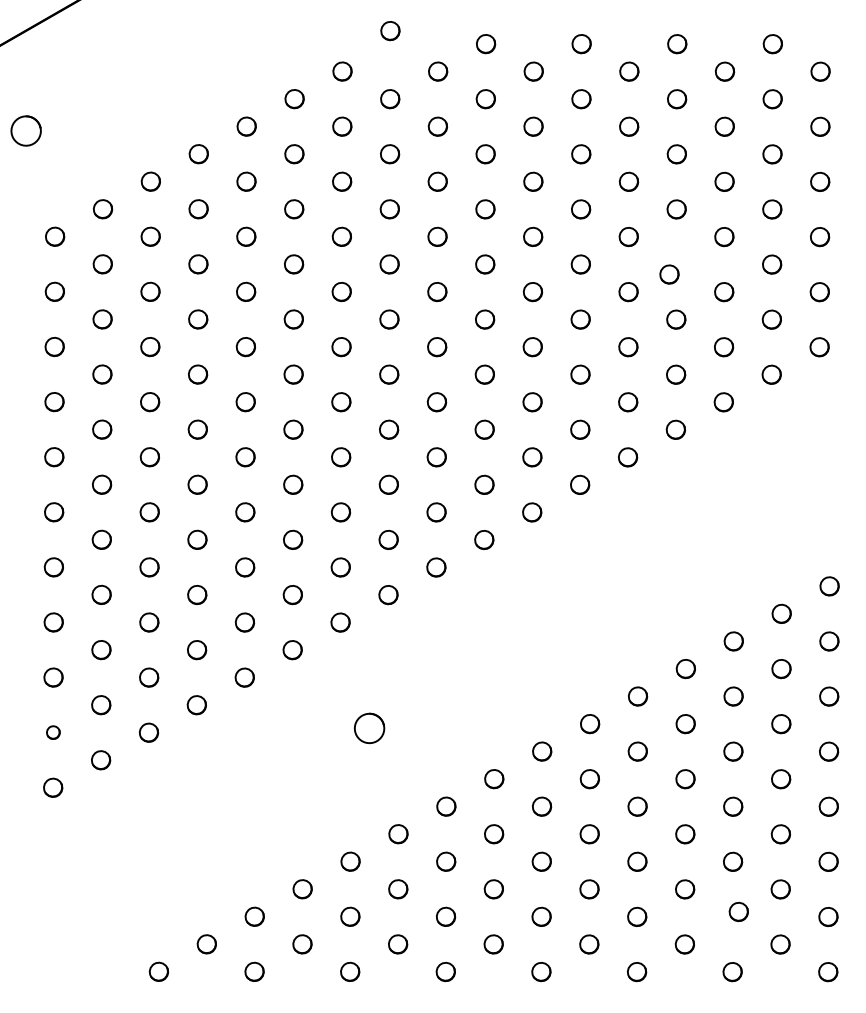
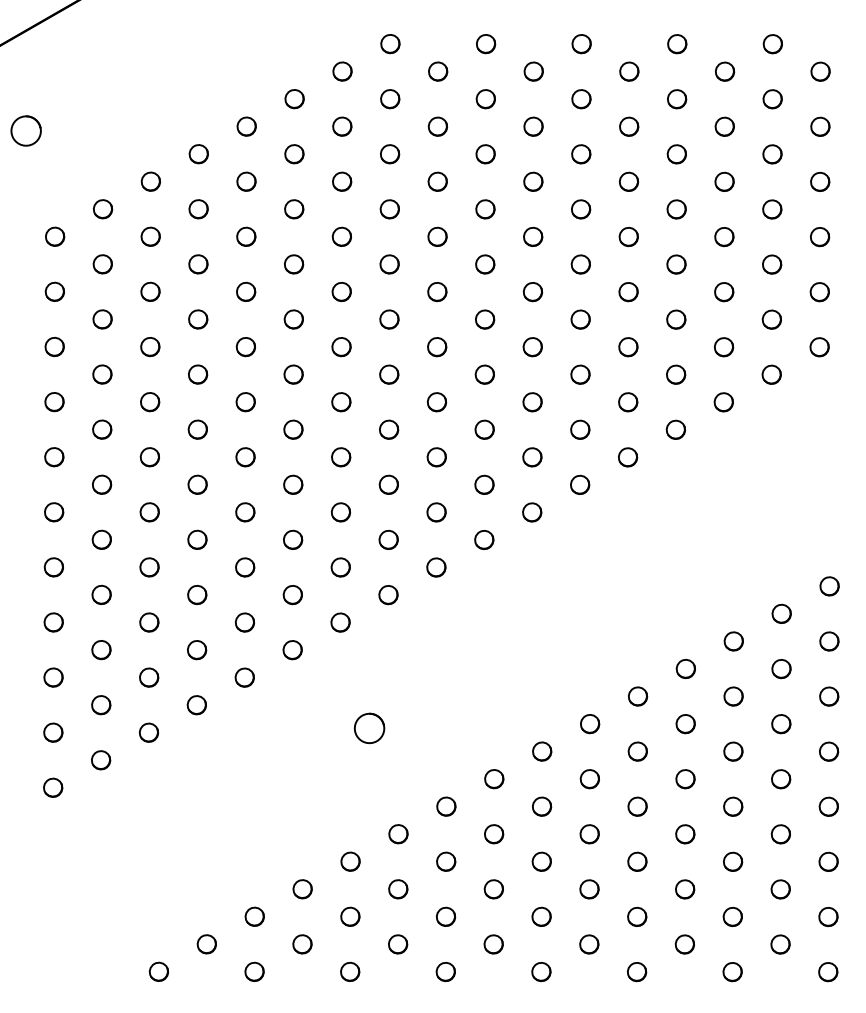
part position: (390, 31) -> (390, 44) (390, 44)
part position: (669, 274) -> (676, 264) (676, 264)
part size: 15x15 px -> 21x21 px (53, 732)
part position: (738, 911) -> (732, 916) (732, 916)
